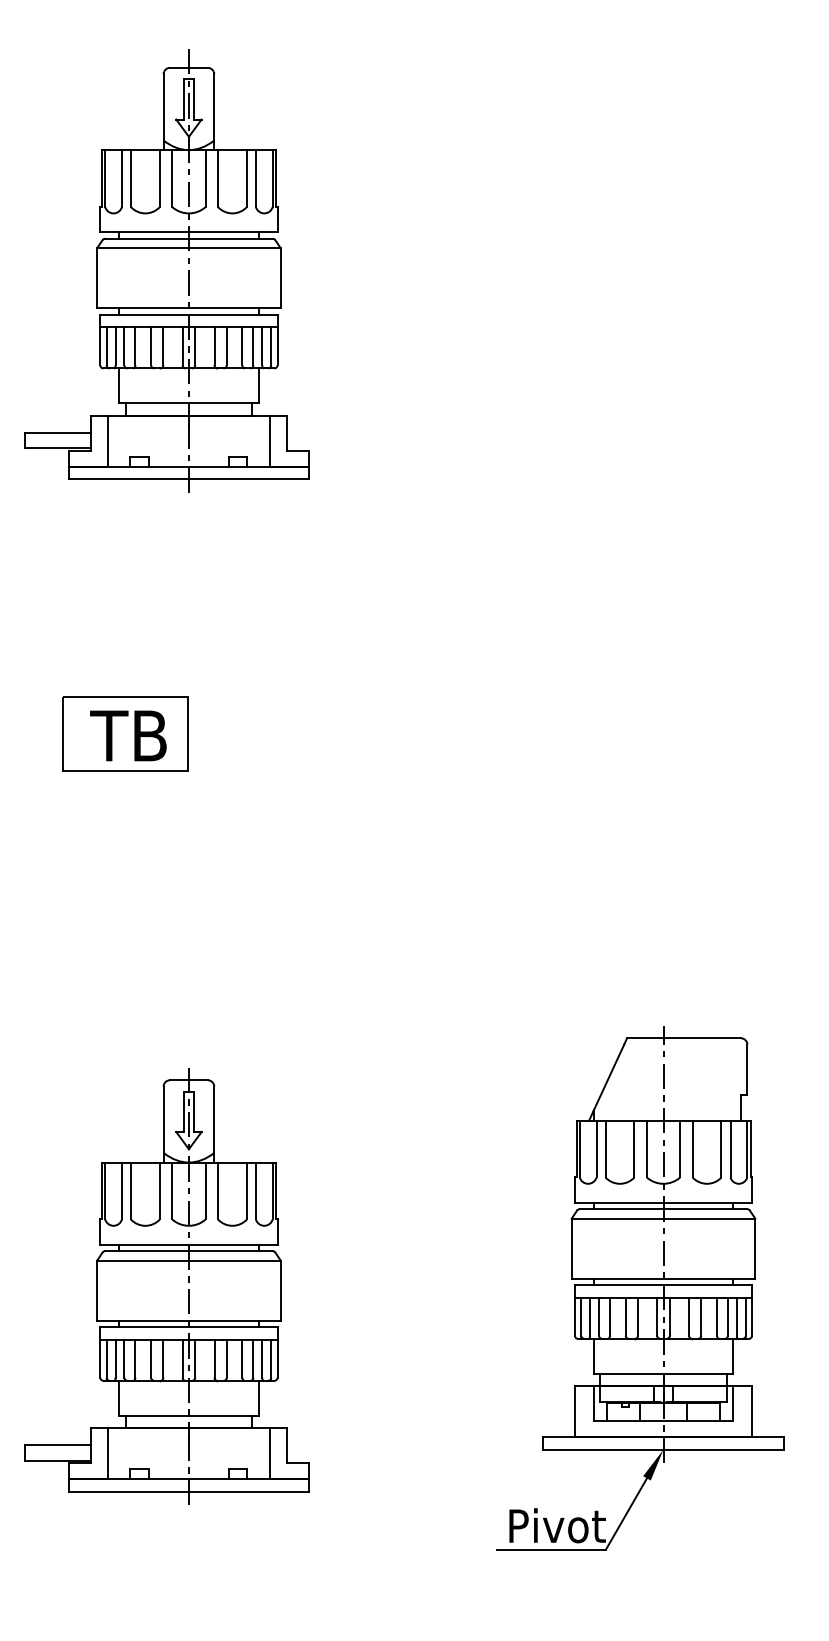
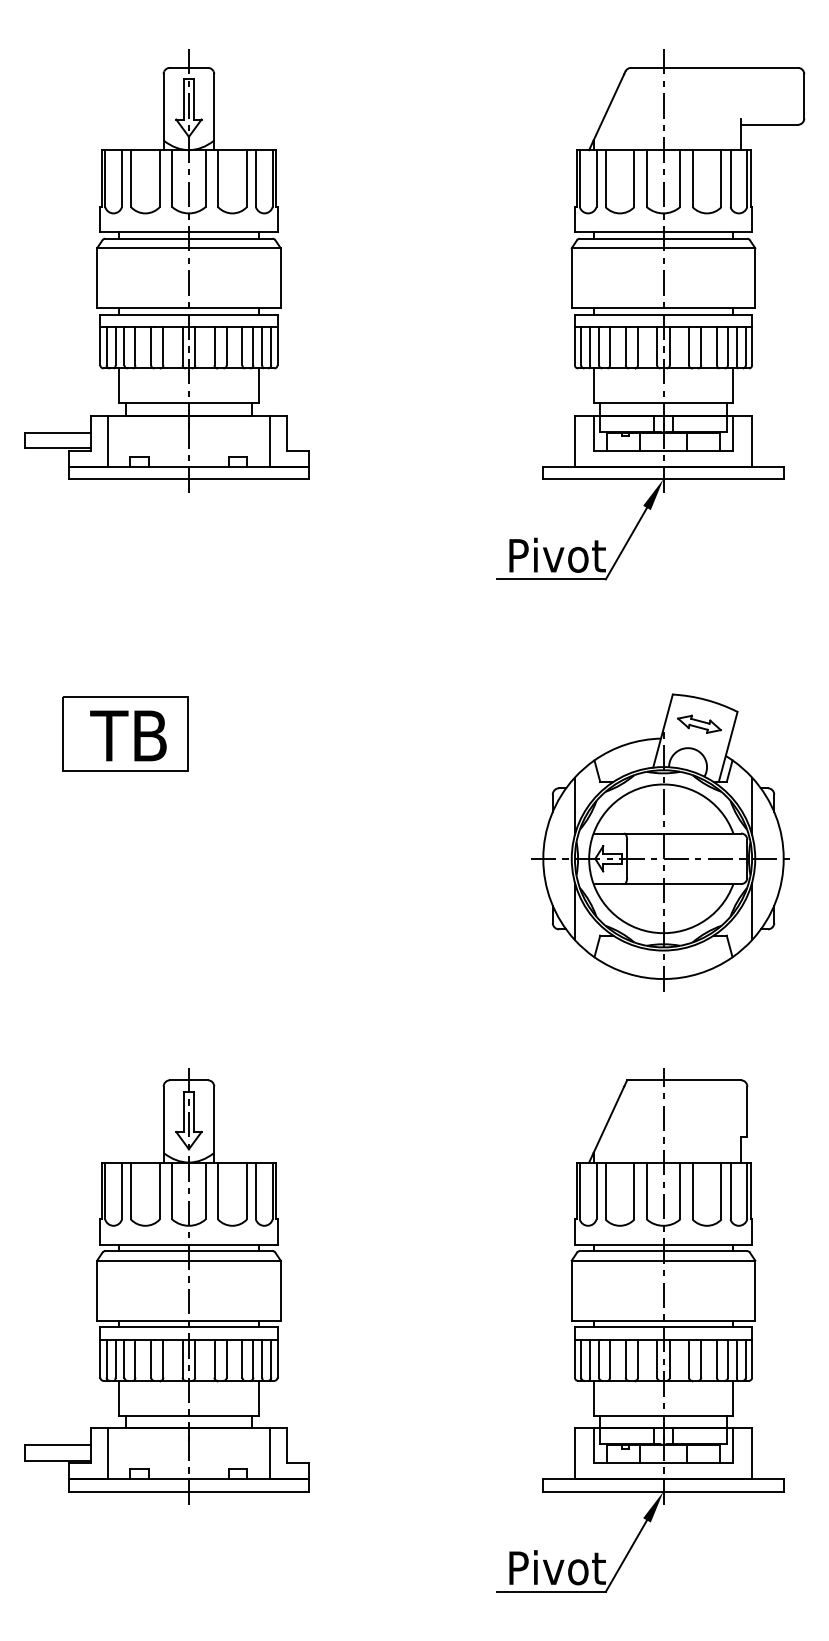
part: none -> present (650, 314)
part: none -> present (660, 842)
part position: (640, 1288) -> (640, 1330) (640, 1330)
